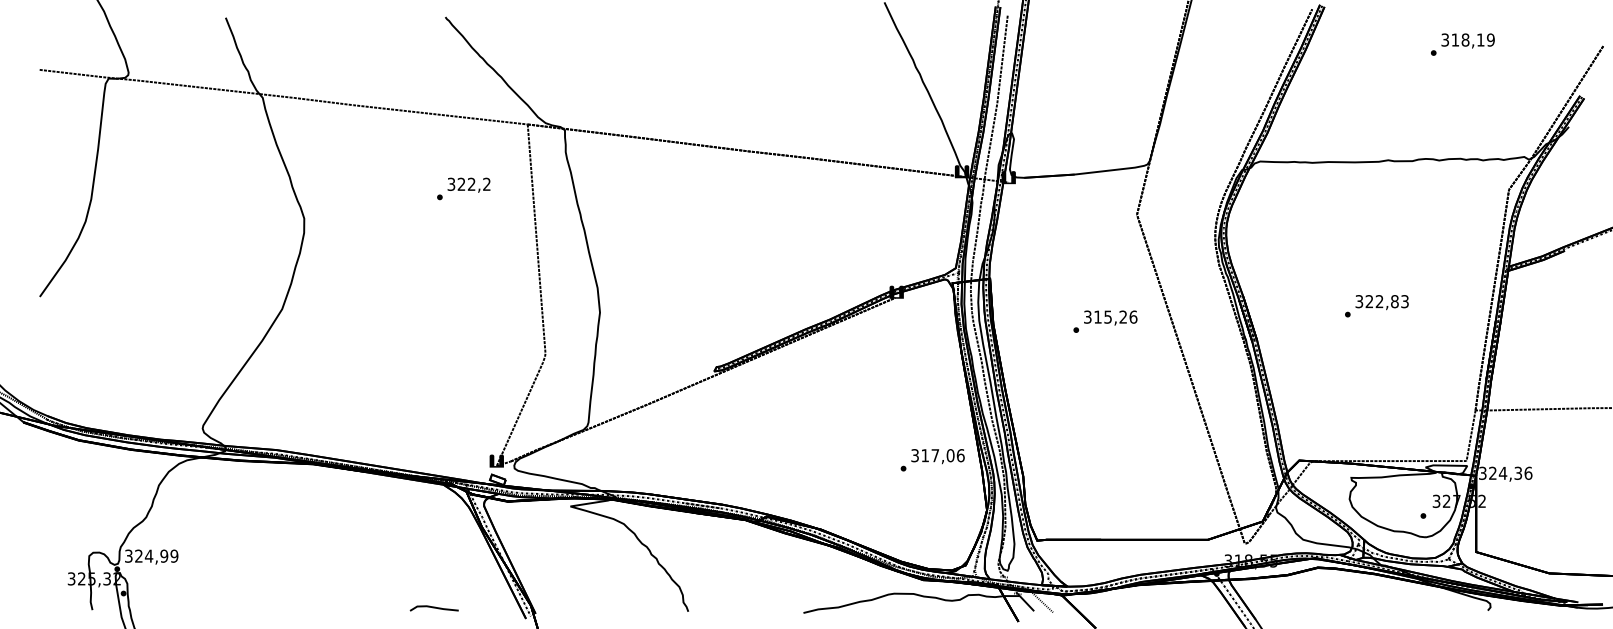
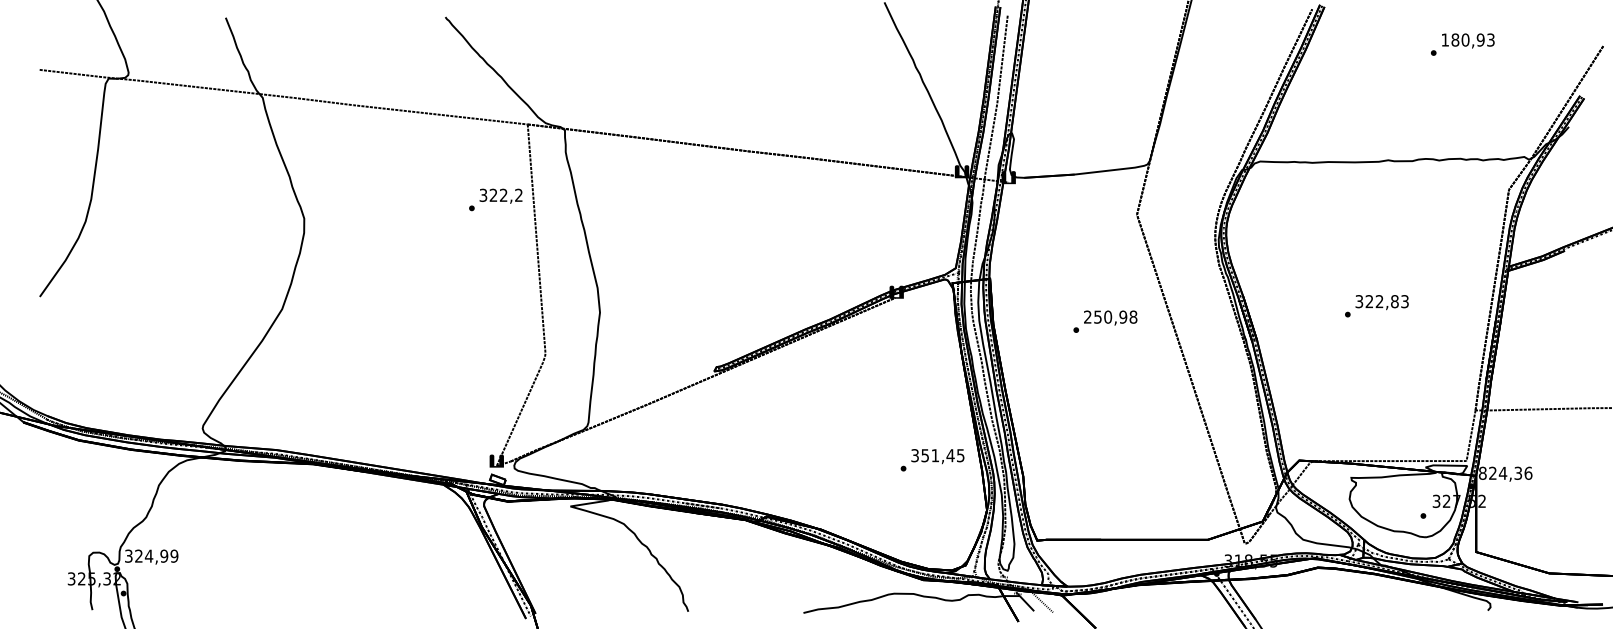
text: 318,19 -> 180,93 (1467, 39)
text position: (463, 188) -> (495, 199) (495, 199)
text: 315,26 -> 250,98 (1110, 316)
text: 317,06 -> 351,45 (942, 455)
text: 324,36 -> 824,36 (1482, 472)
line: present -> none (433, 608)
